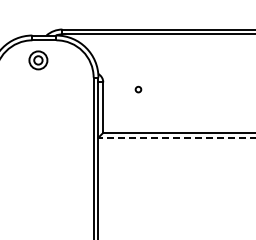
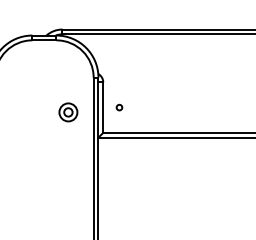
part position: (38, 60) -> (68, 112) (68, 112)
circle position: (138, 89) -> (119, 107) (119, 107)
line: dashed -> solid (176, 137)
